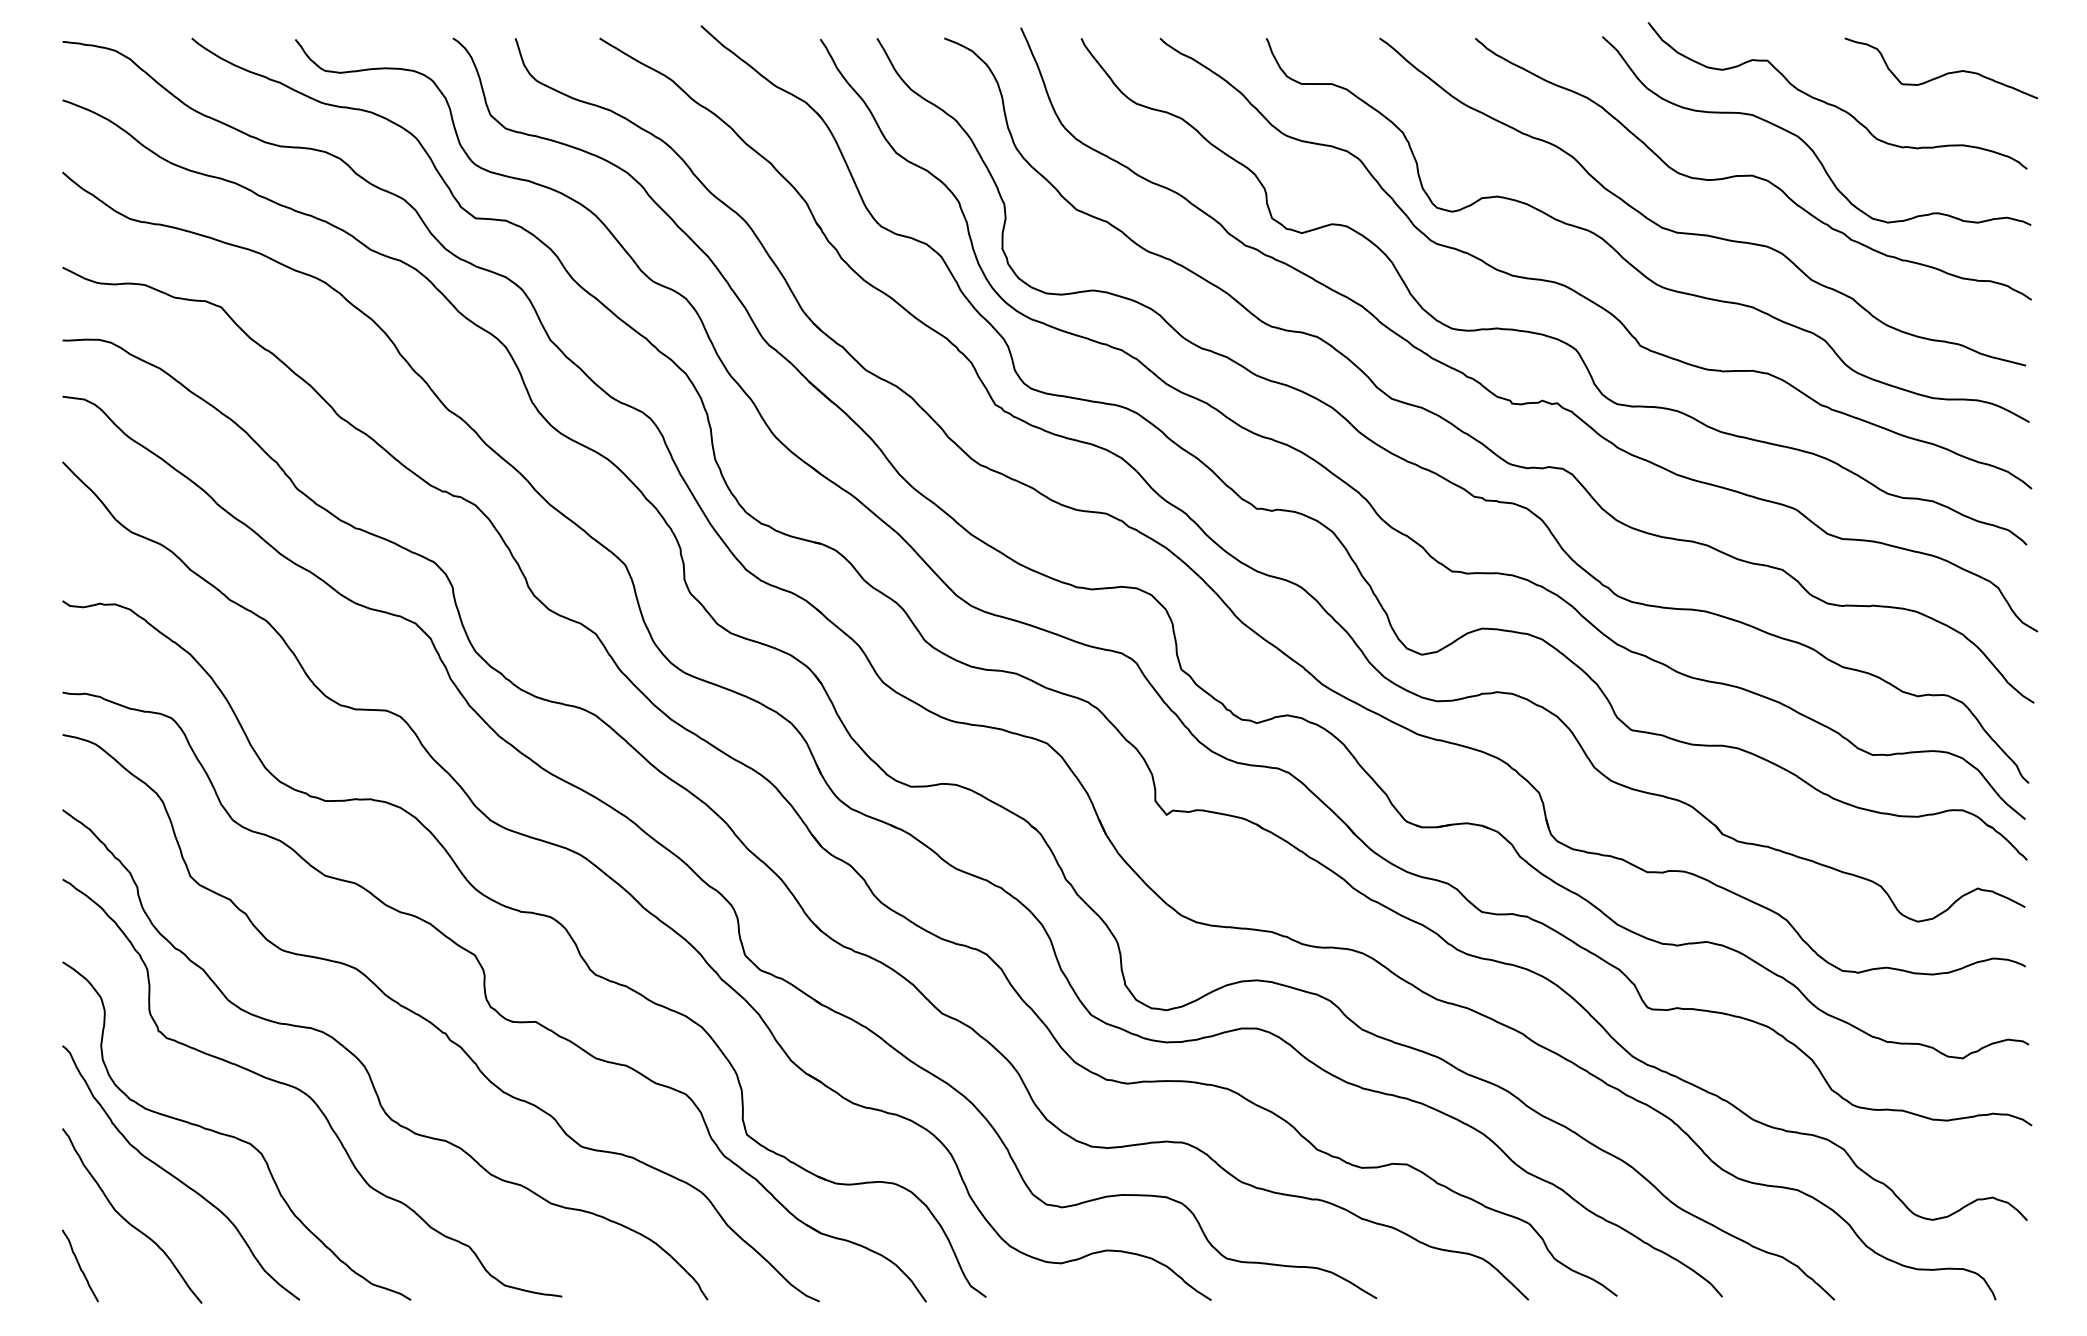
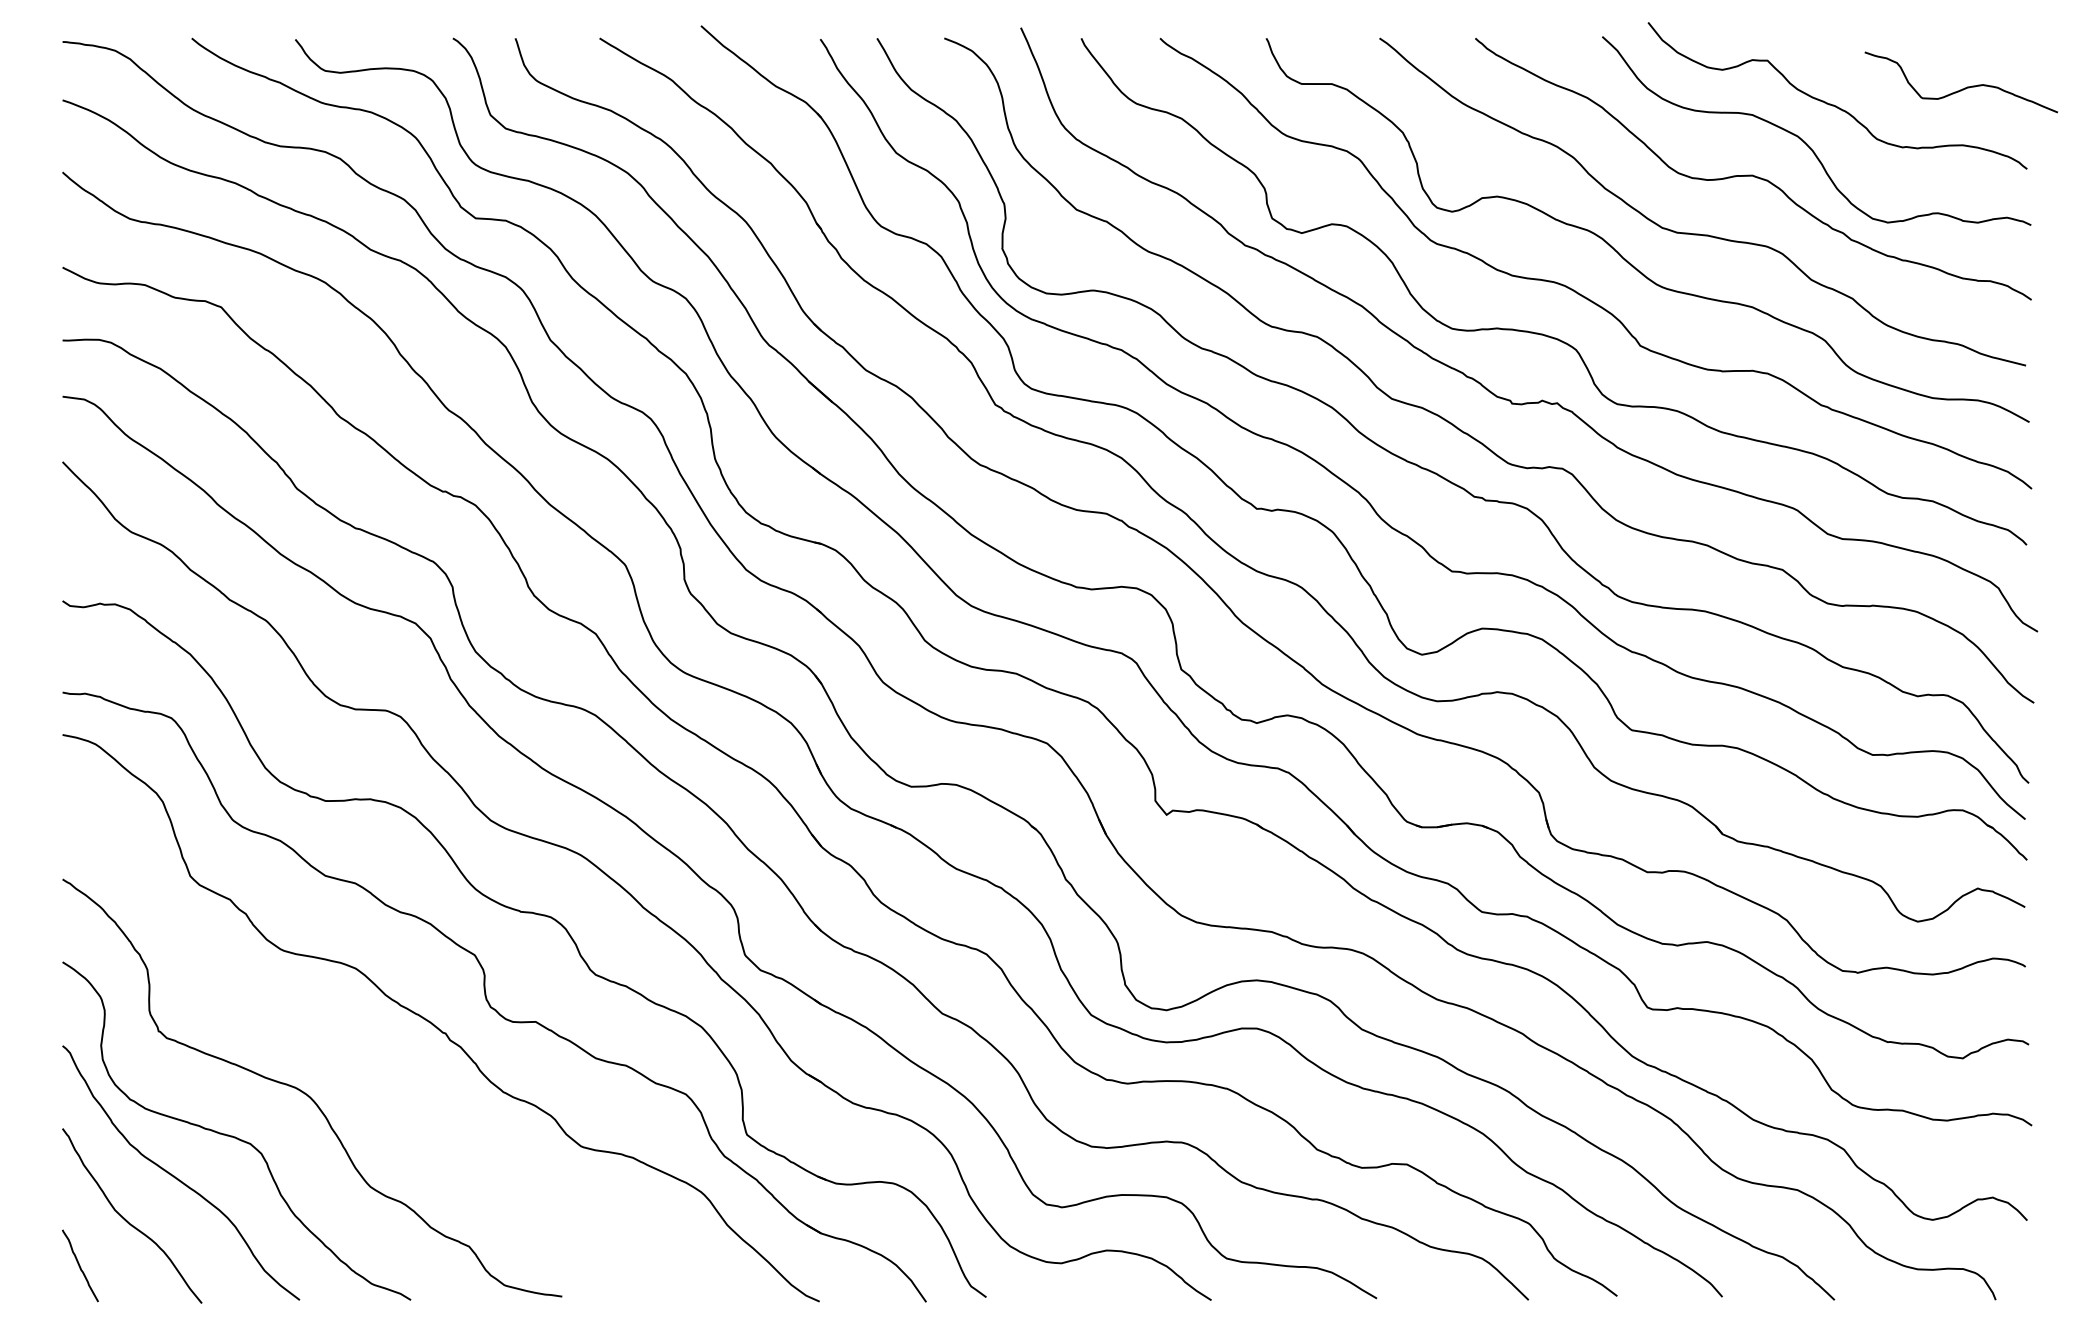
curve position: (1942, 74) -> (1962, 88) (1962, 88)
curve: present -> none (366, 1067)
